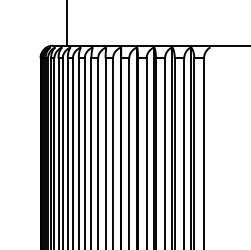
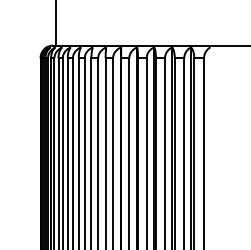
line position: (66, 23) -> (55, 23) (55, 23)
